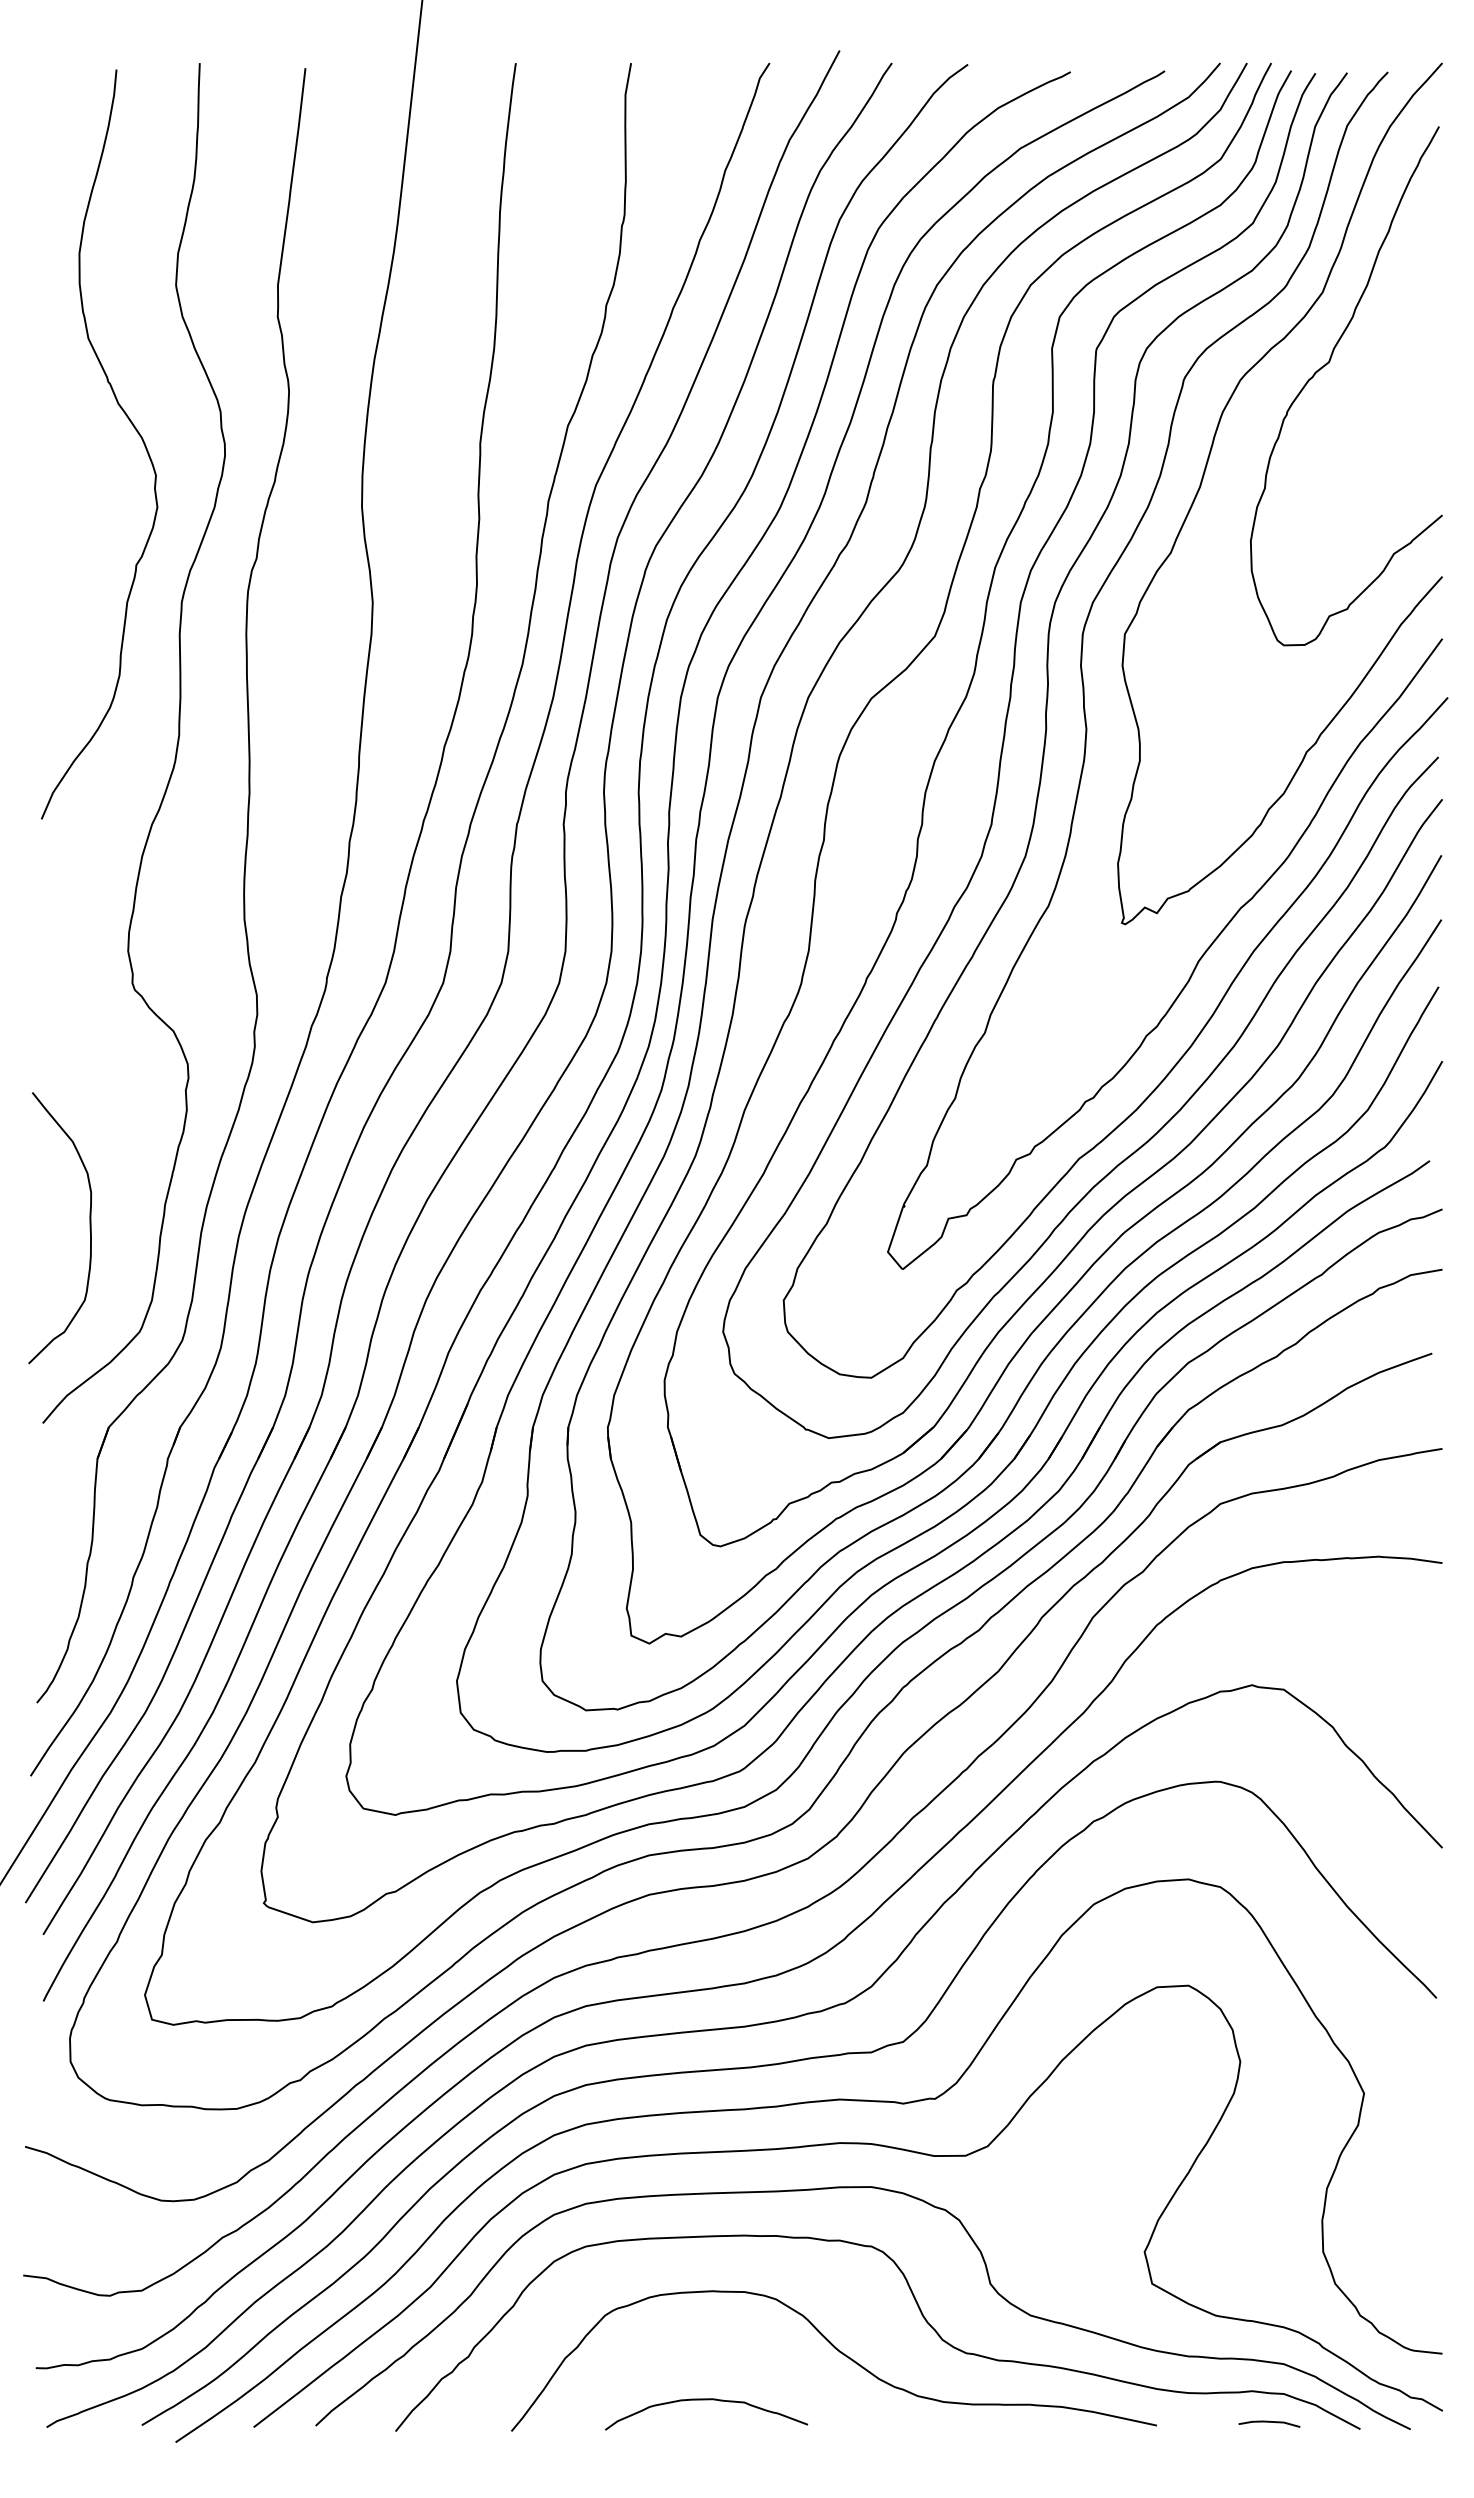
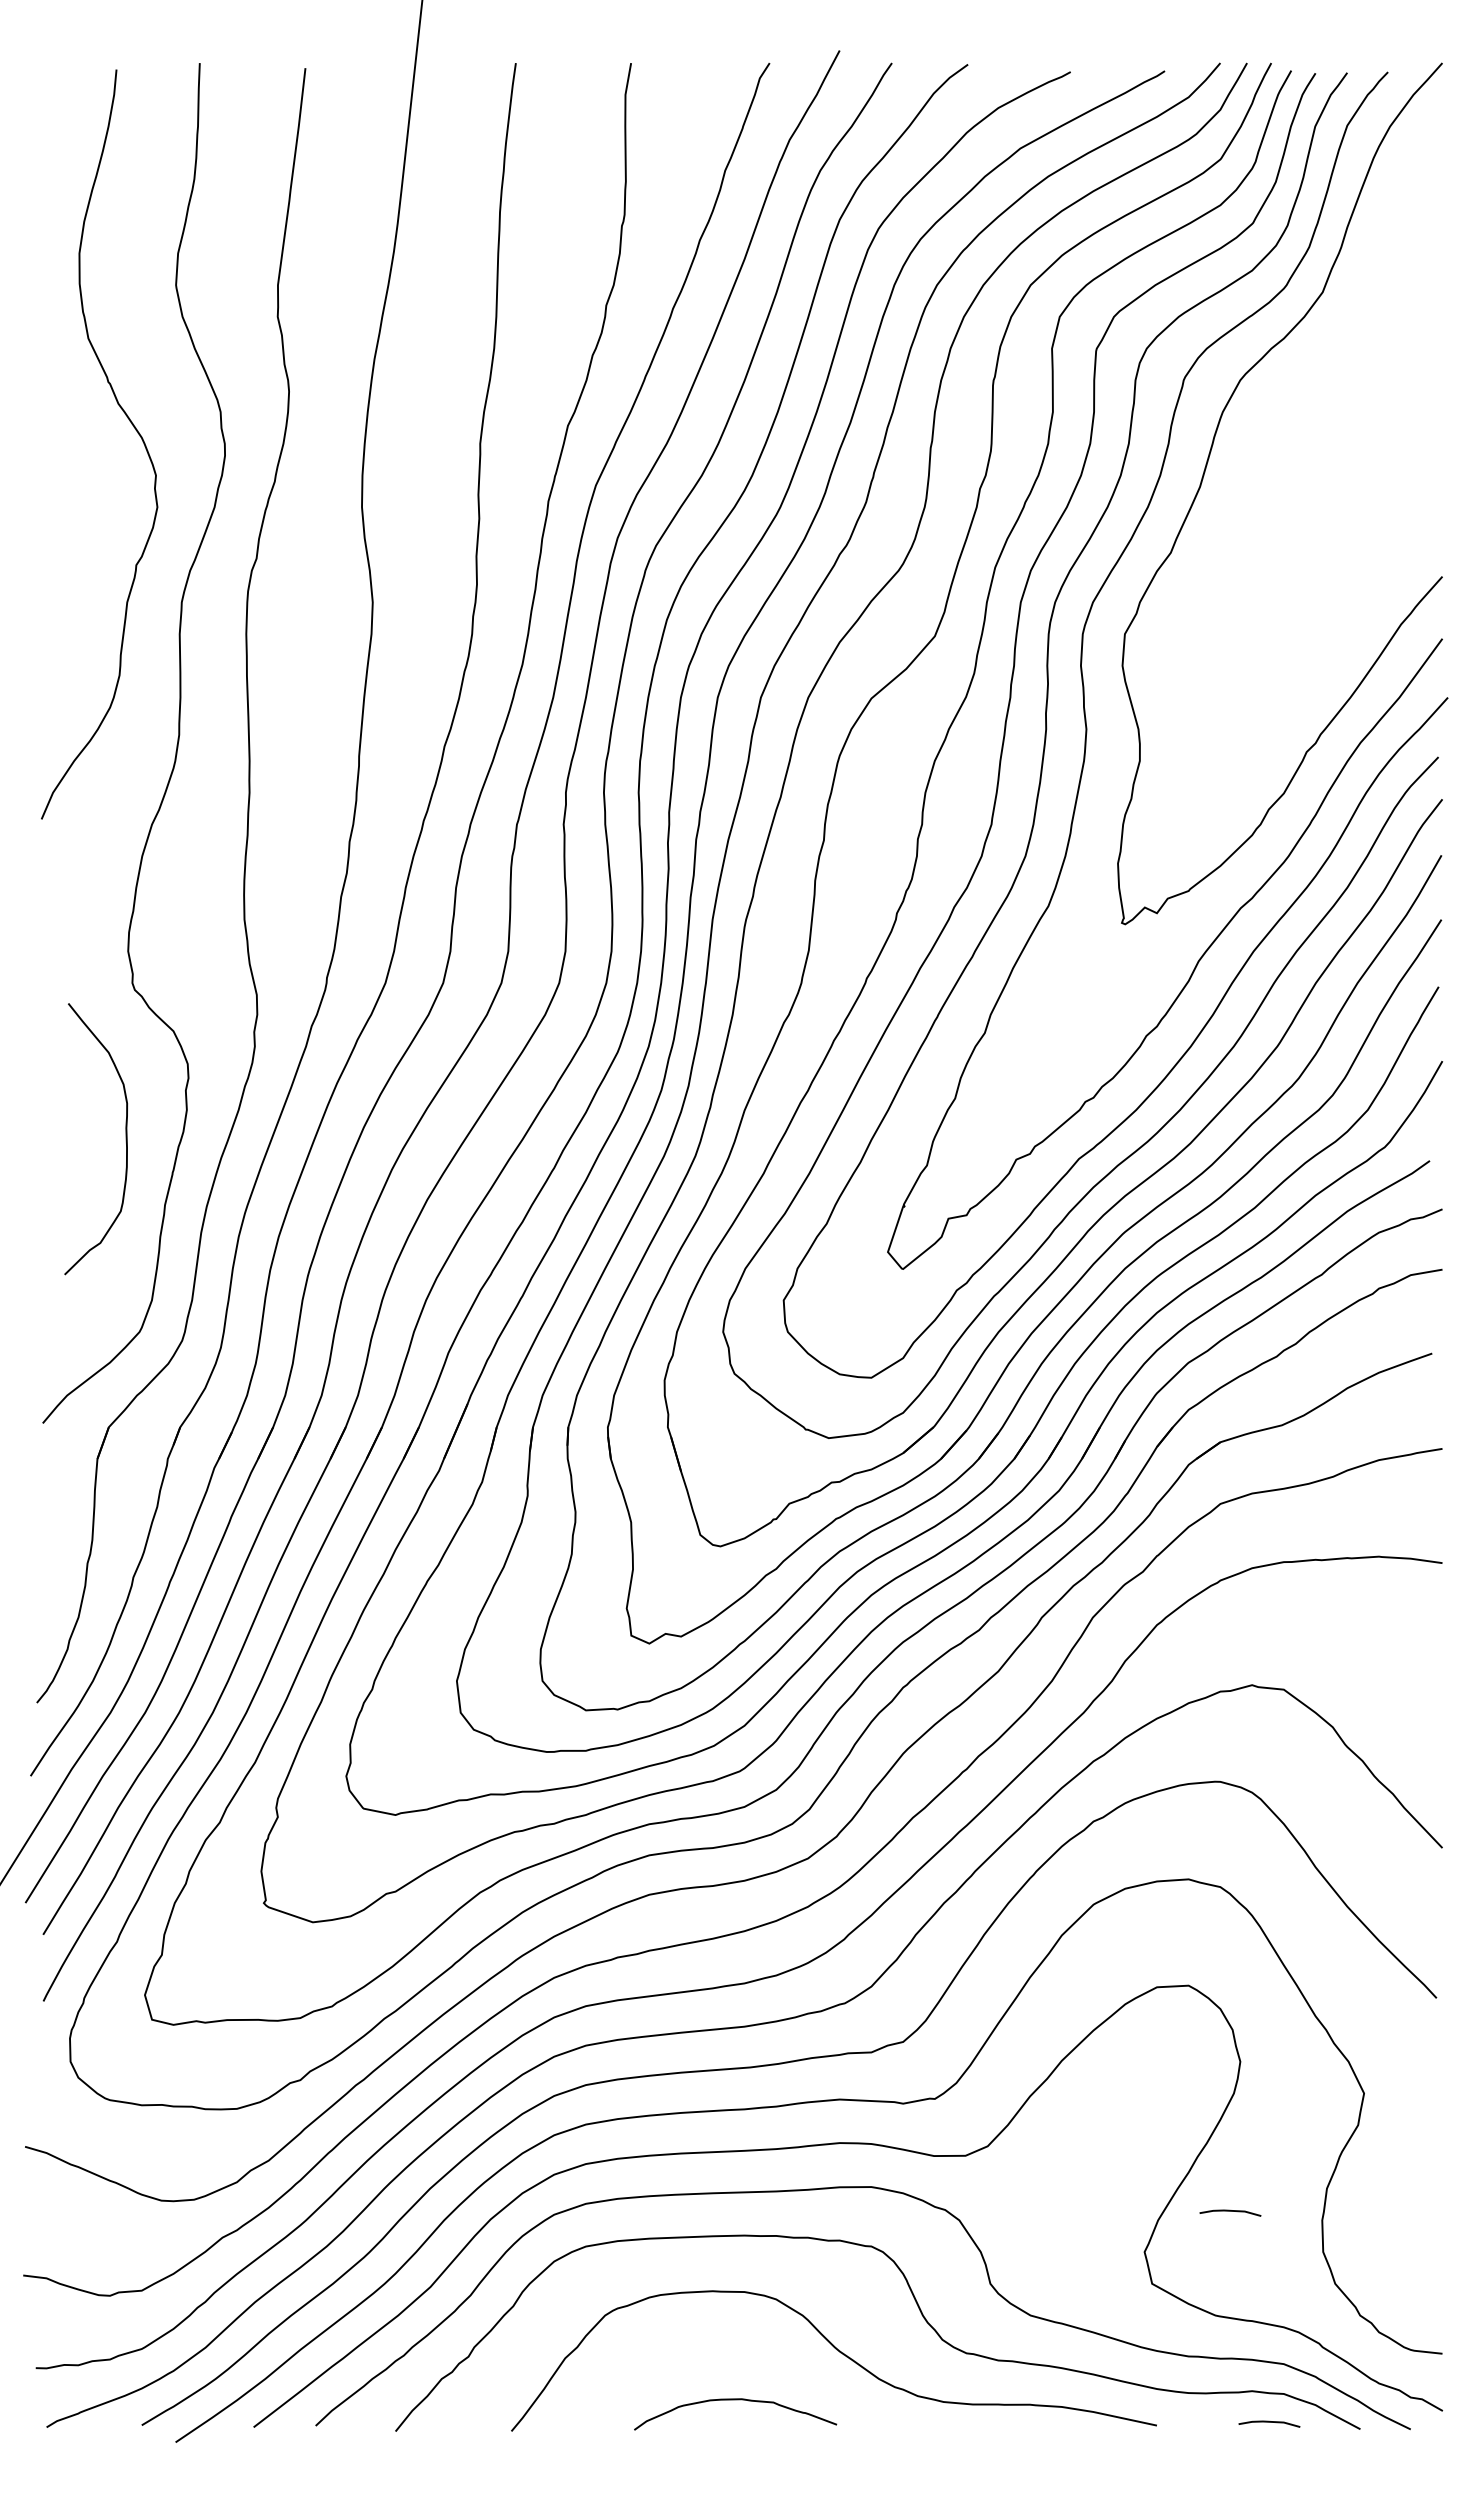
curve: present -> none (1325, 366)
curve position: (89, 1228) -> (125, 1139) (125, 1139)
line: none -> present (1230, 2211)
curve position: (706, 2400) -> (735, 2400) (735, 2400)
